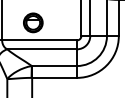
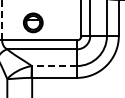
line: solid -> dashed (2, 20)
line: solid -> dashed (54, 66)
